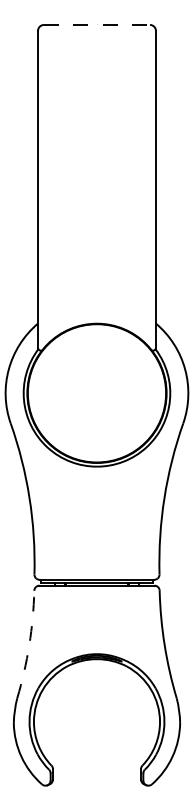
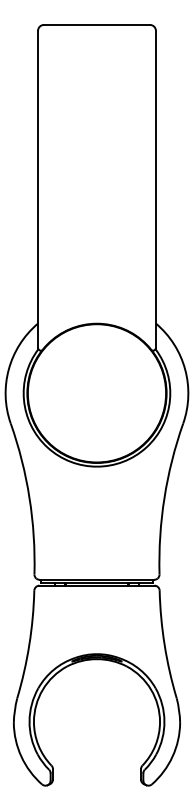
line: dashed -> solid (97, 24)
arc: dashed -> solid (29, 645)
